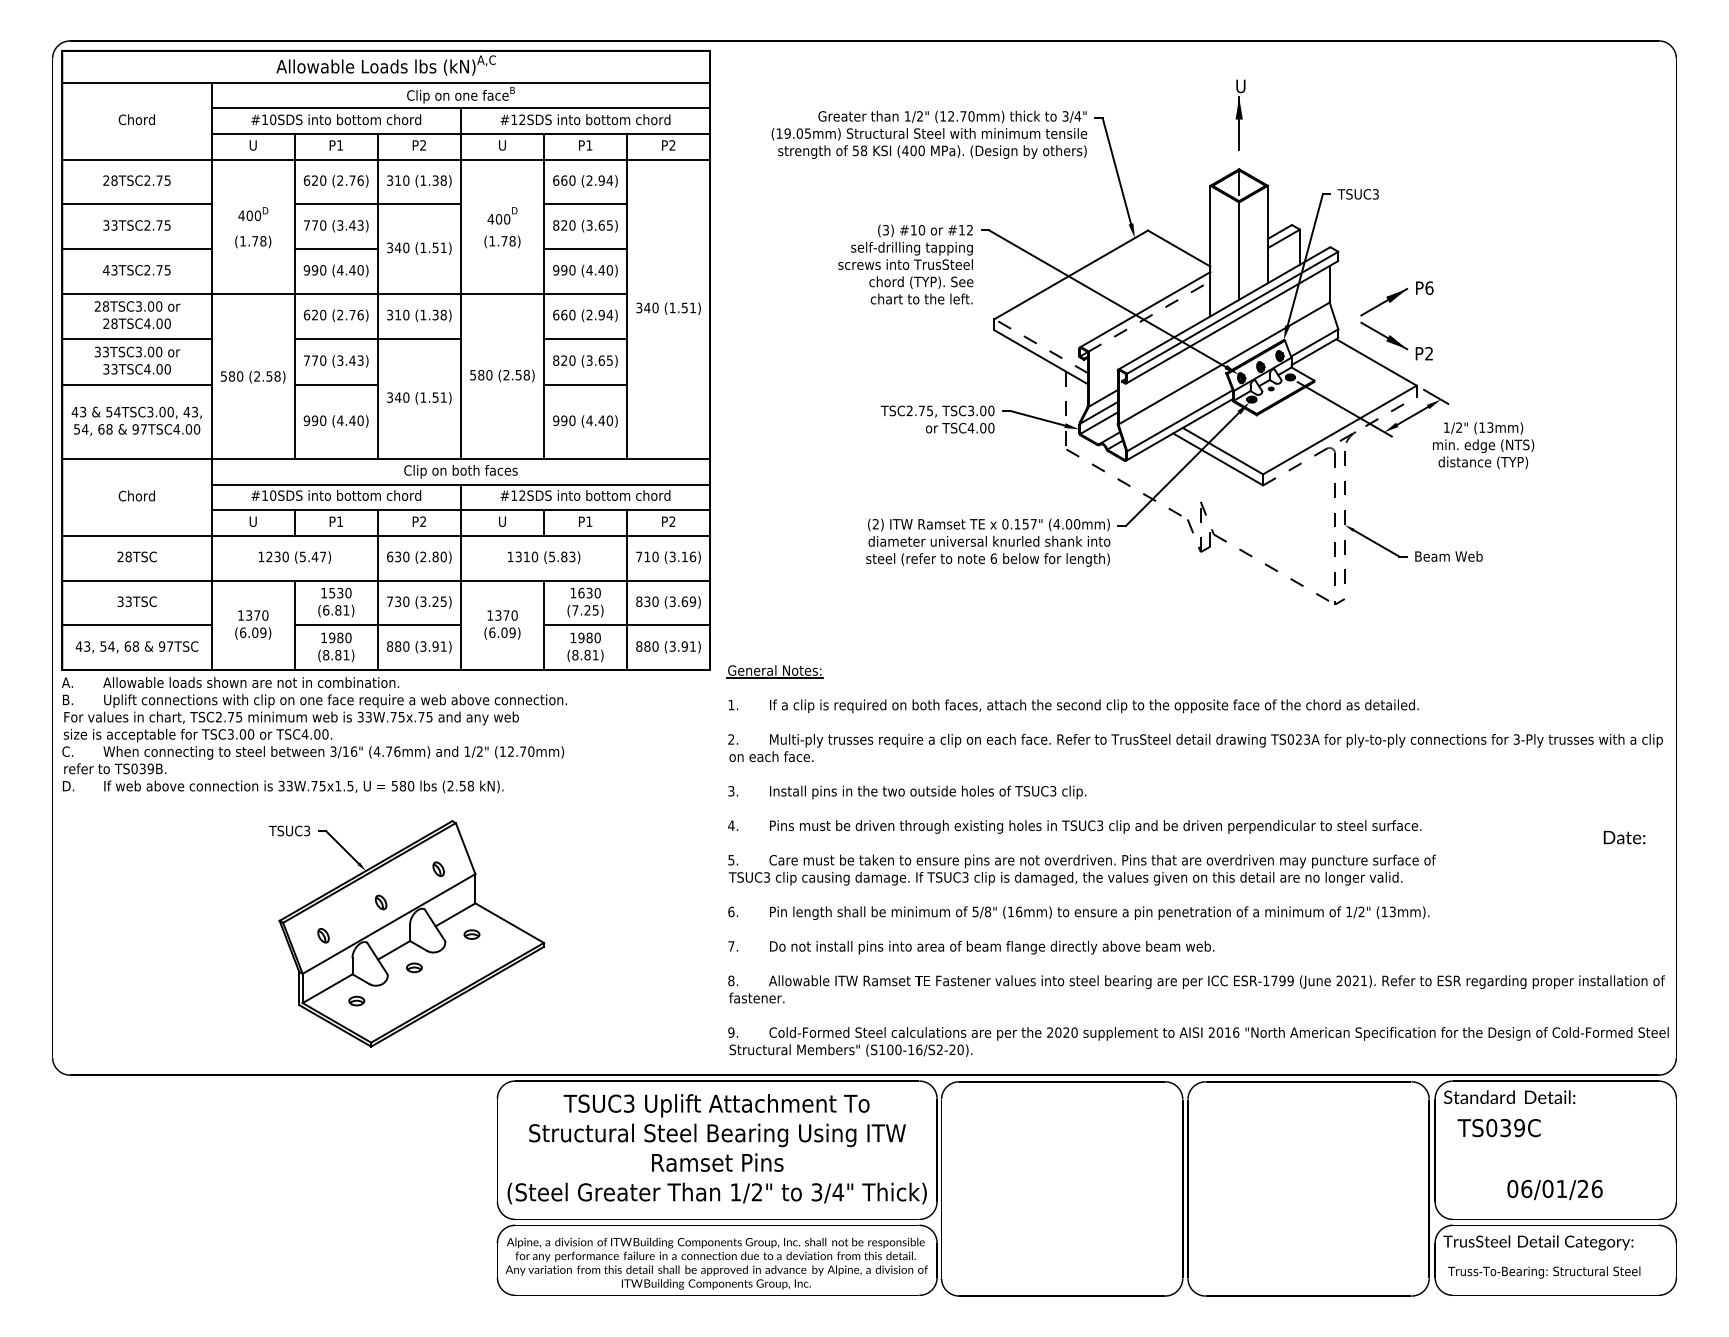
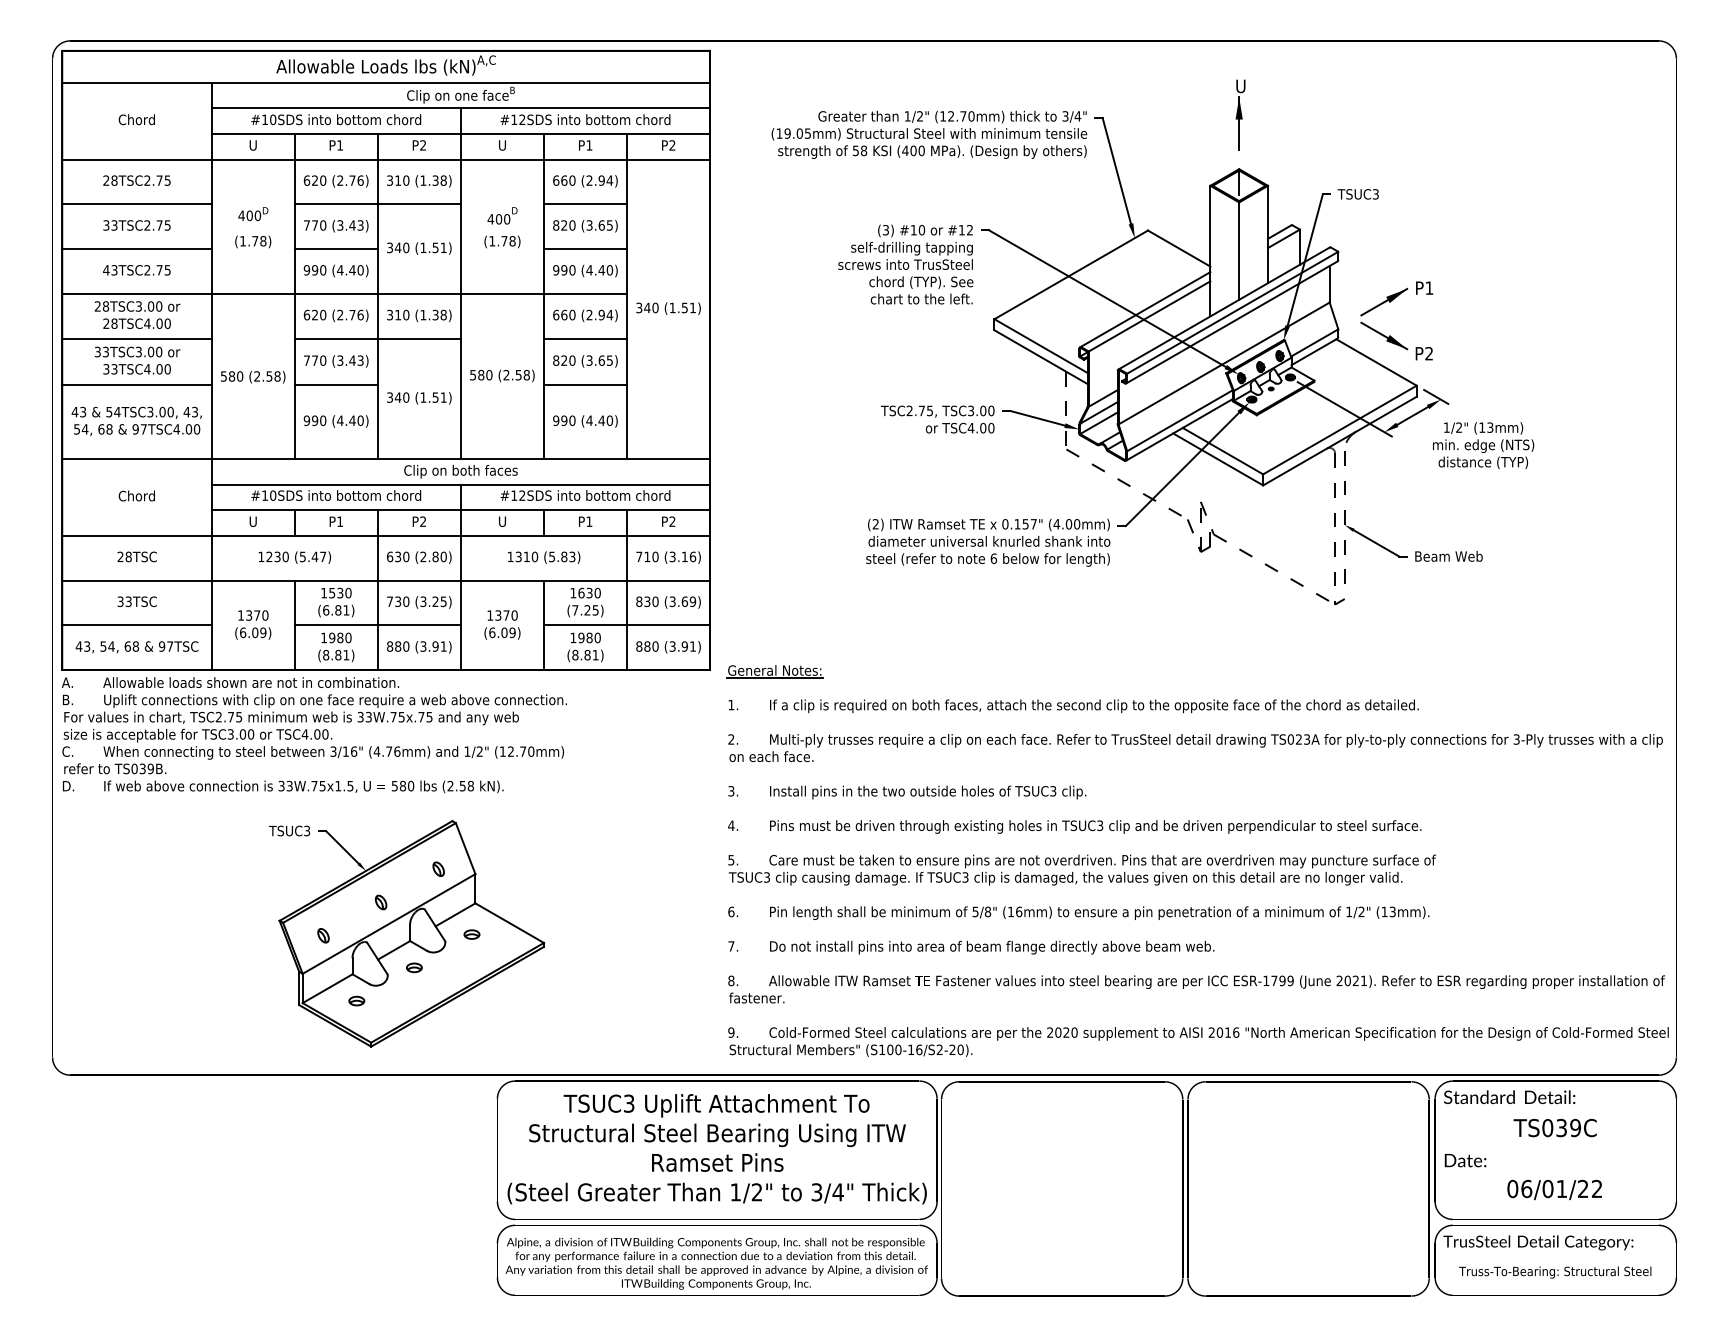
text: P6 -> P1 (1429, 287)
line: dashed -> solid (1149, 316)
line: dashed -> solid (1041, 346)
line: dashed -> solid (1339, 441)
text position: (1624, 837) -> (1465, 1160) (1465, 1160)
text position: (1498, 1128) -> (1554, 1128) (1554, 1128)
text: 06/01/26 -> 06/01/22 (1596, 1188)
text position: (1544, 1272) -> (1555, 1272) (1555, 1272)
